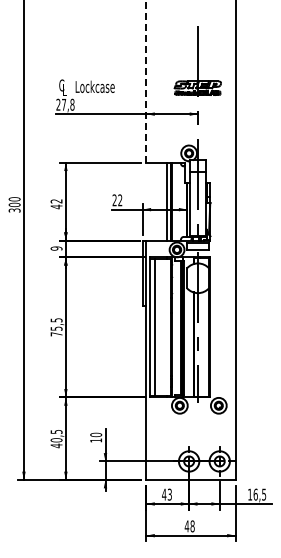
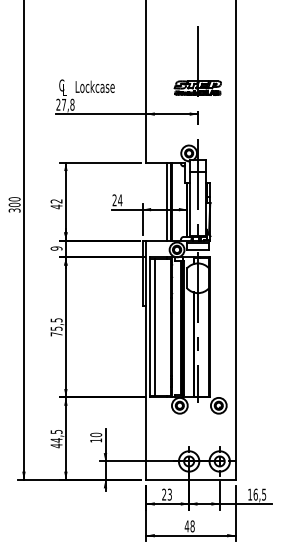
line: dashed -> solid (146, 80)
text: 22 -> 24 (120, 200)
text: 40,5 -> 44,5 (56, 440)
text: 43 -> 23 (164, 494)
